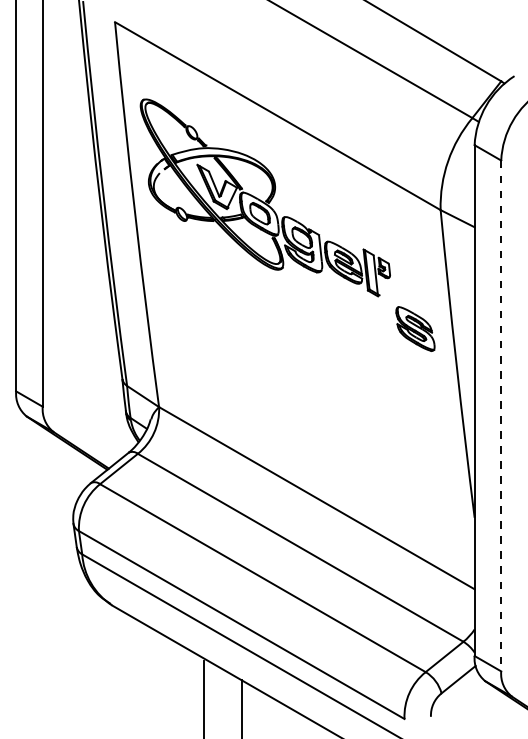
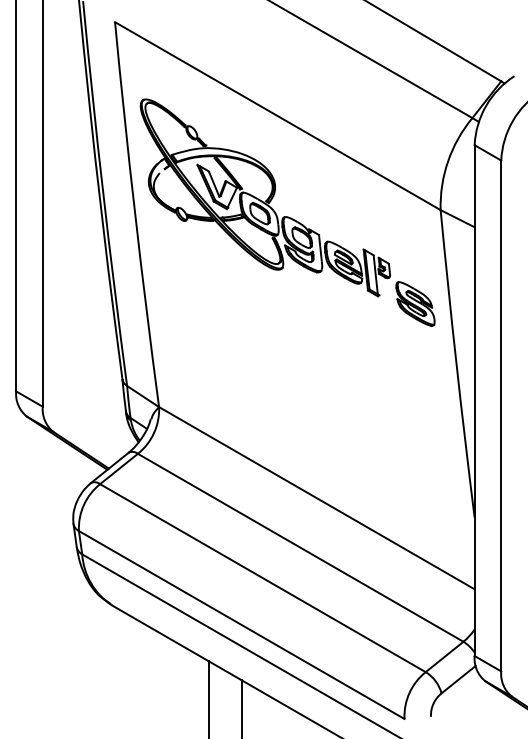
part position: (415, 328) -> (415, 303) (415, 303)
line: dashed -> solid (501, 416)
line position: (203, 698) -> (208, 698) (208, 698)
